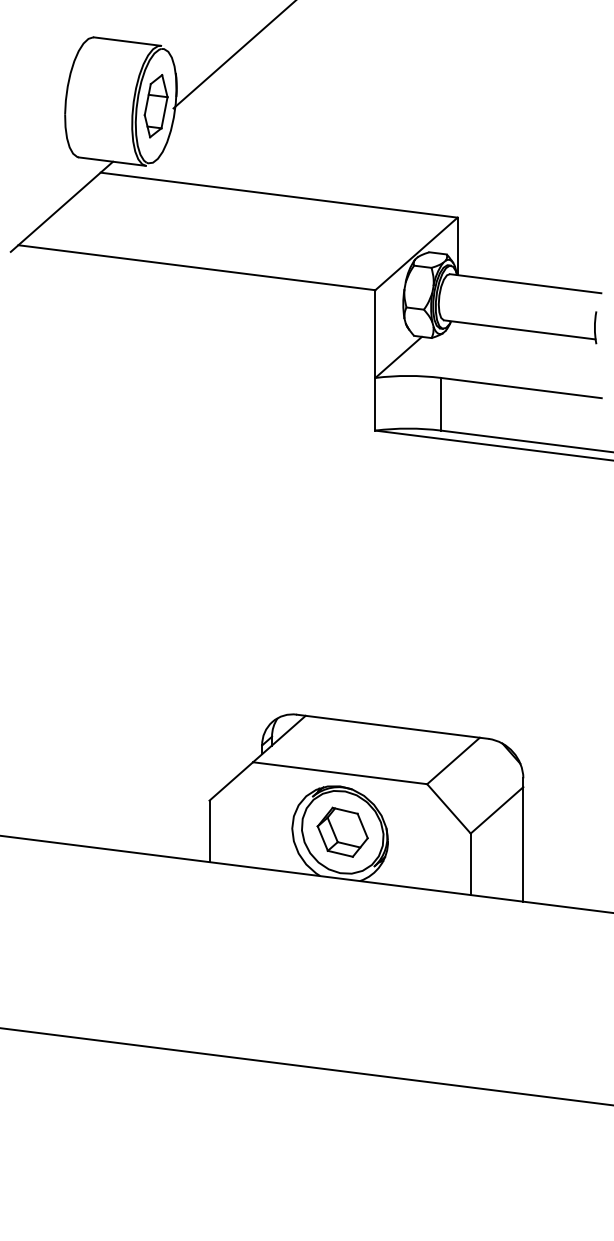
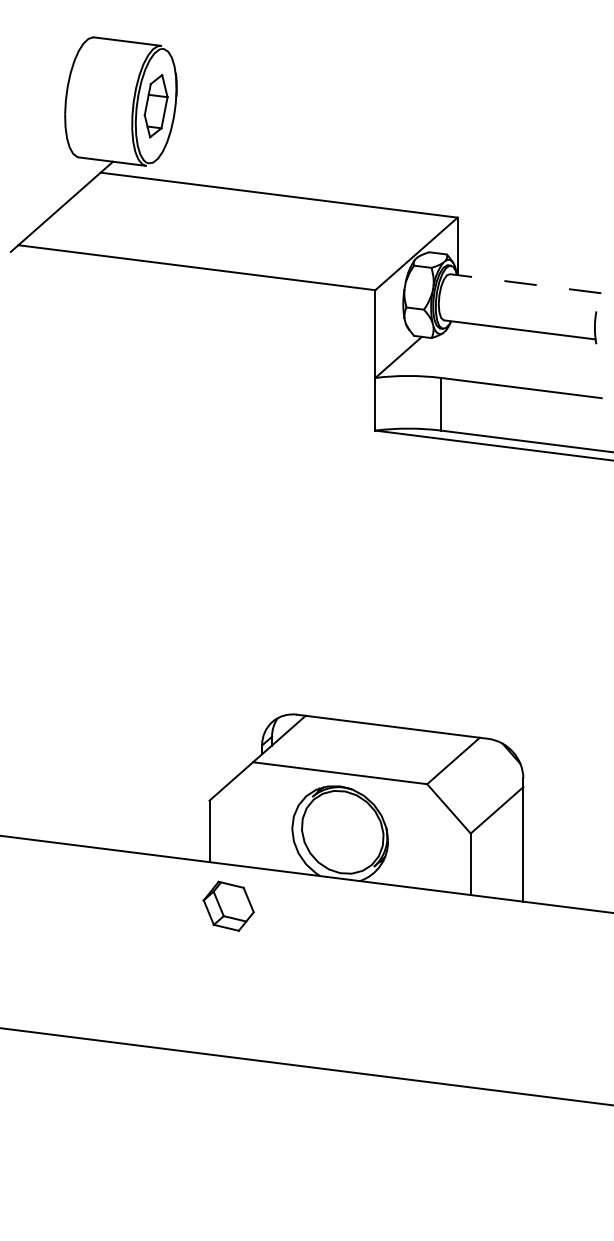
line: present -> none (233, 55)
line: solid -> dashed (525, 283)
part position: (342, 831) -> (228, 905) (228, 905)
